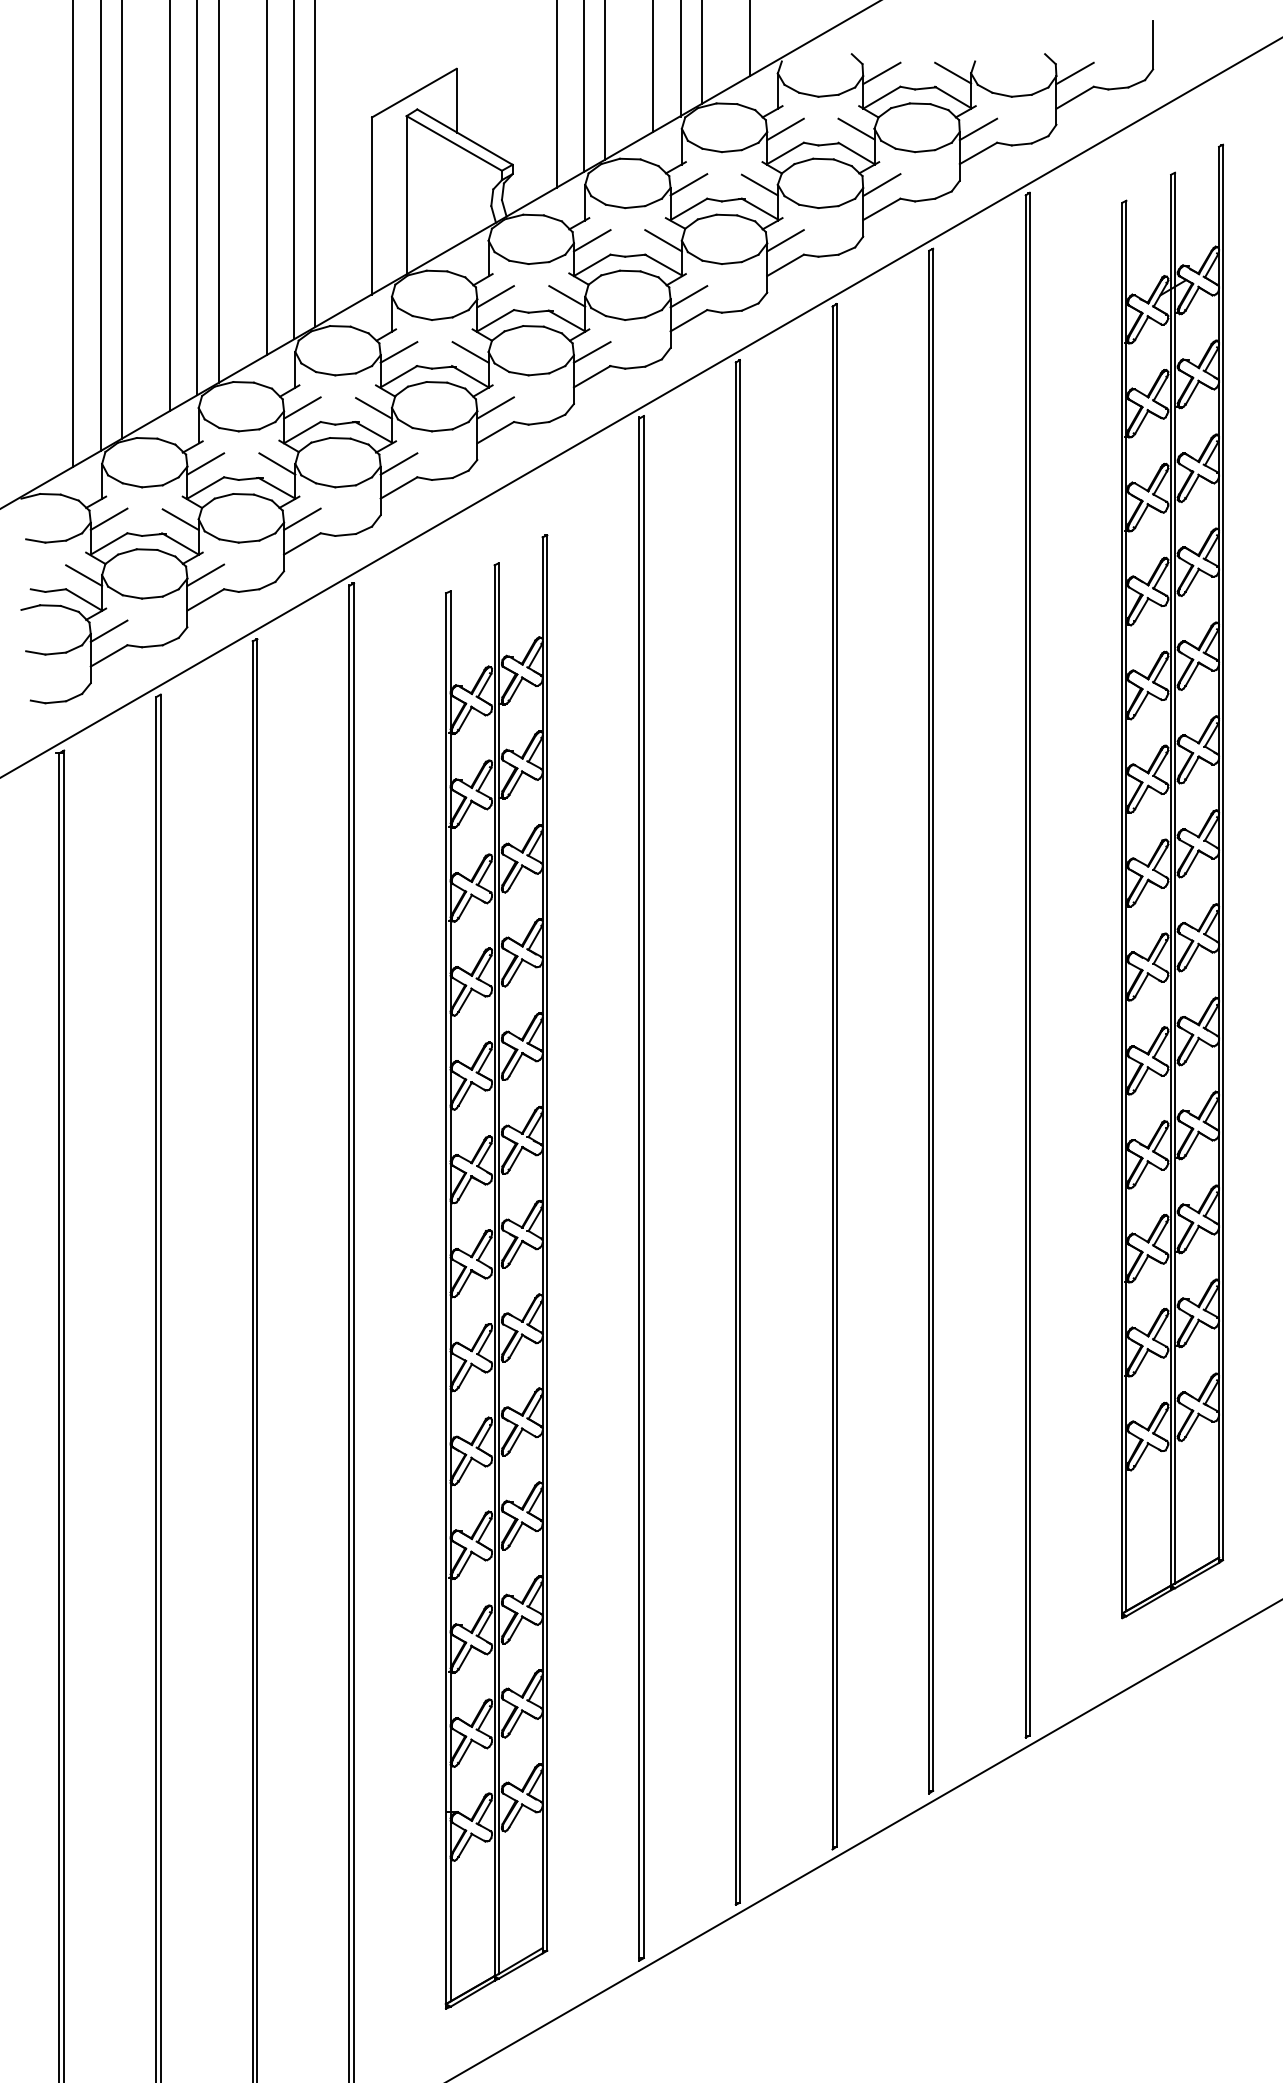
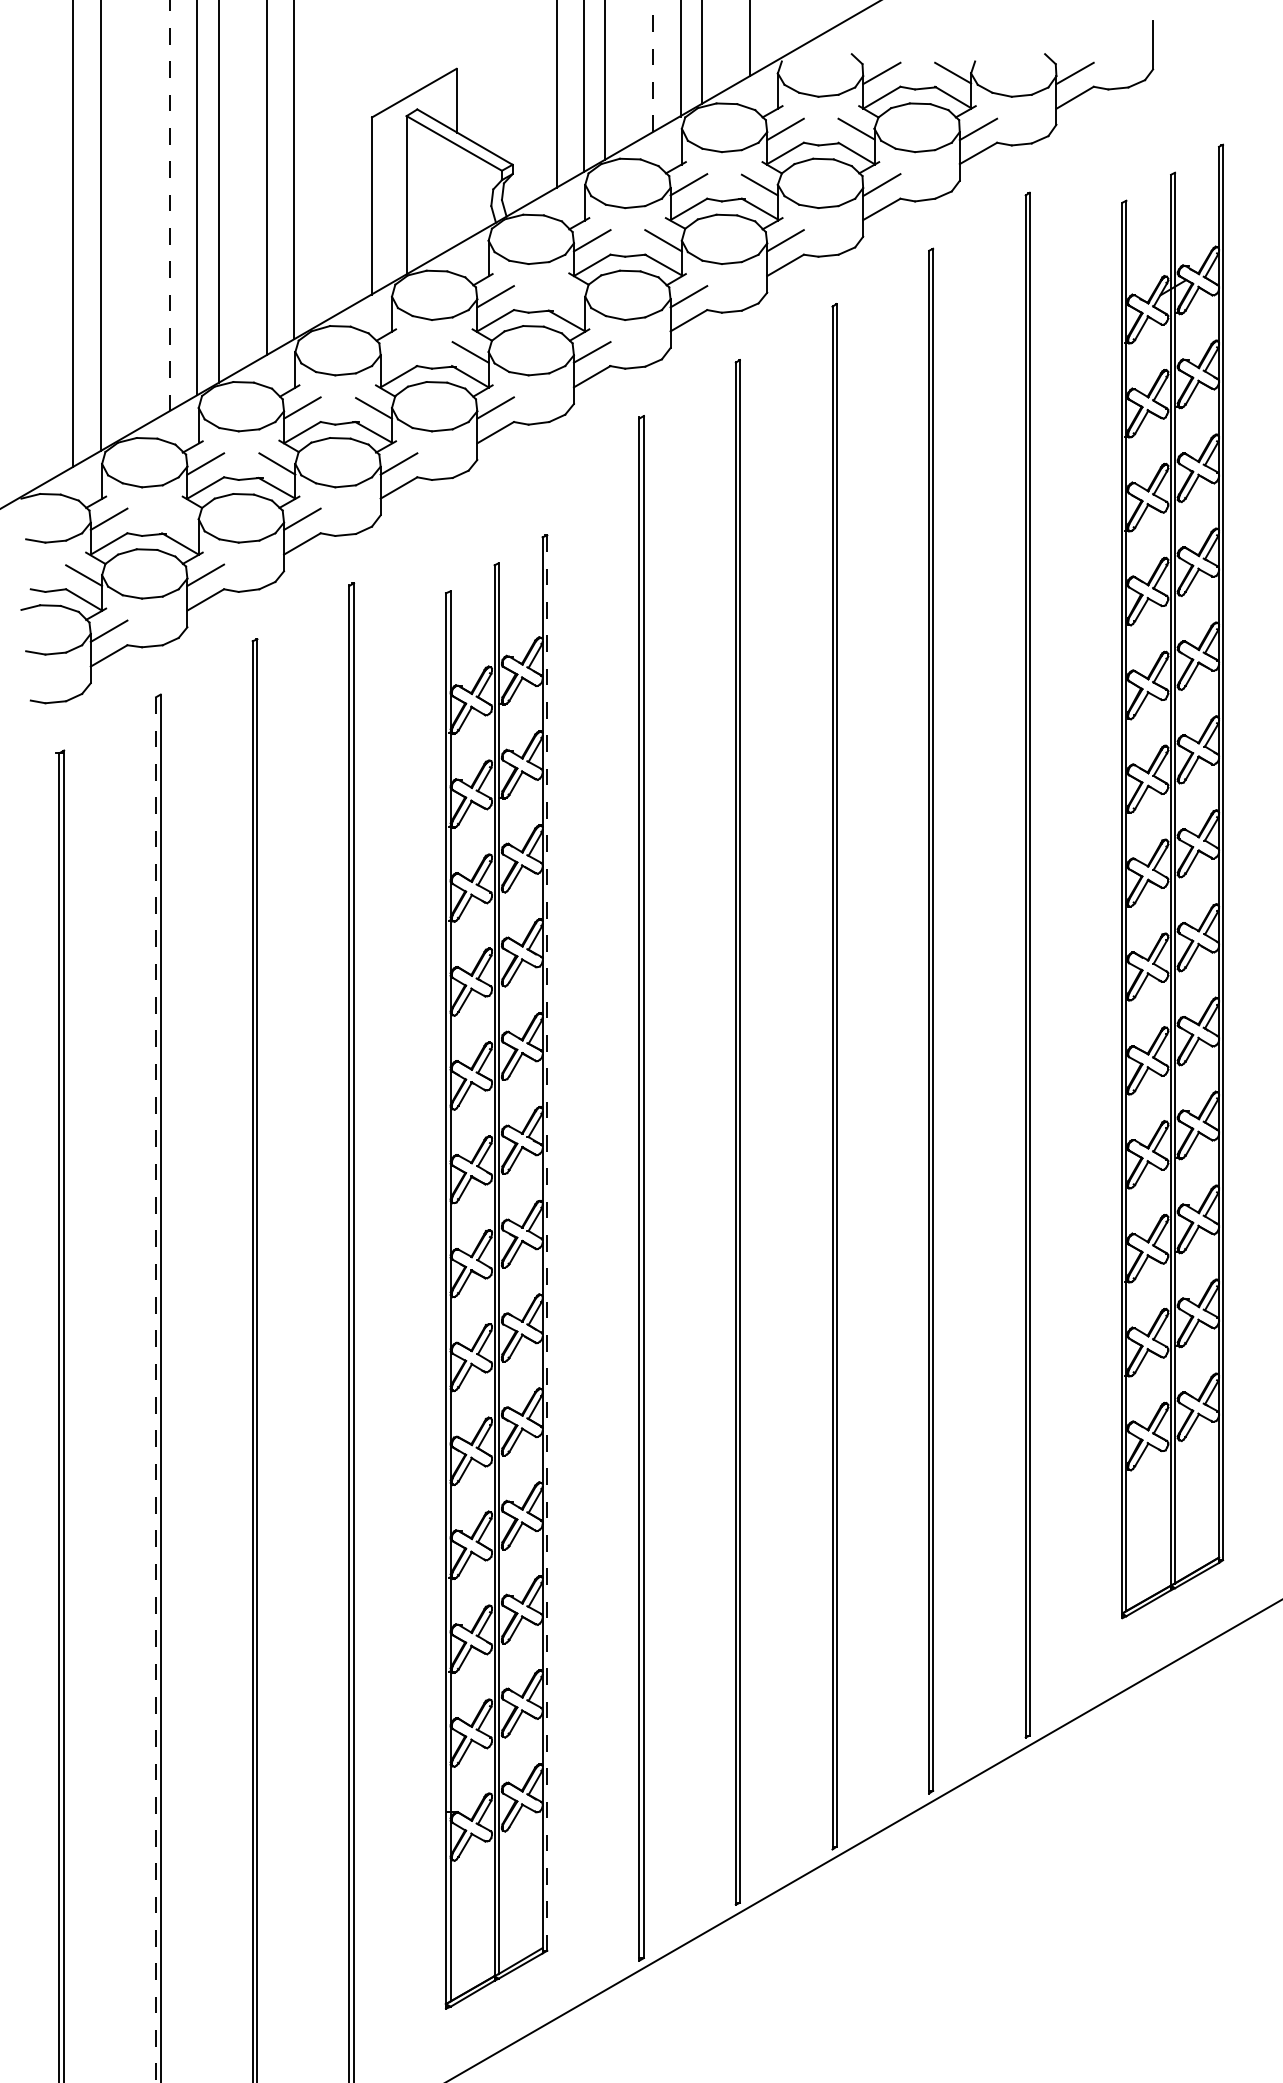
line: solid -> dashed (653, 66)
line: present -> none (315, 164)
line: solid -> dashed (170, 205)
line: present -> none (122, 220)
line: present -> none (567, 296)
line: present -> none (398, 352)
line: present -> none (640, 407)
line: present -> none (180, 519)
line: solid -> dashed (547, 1243)
line: solid -> dashed (156, 1390)
